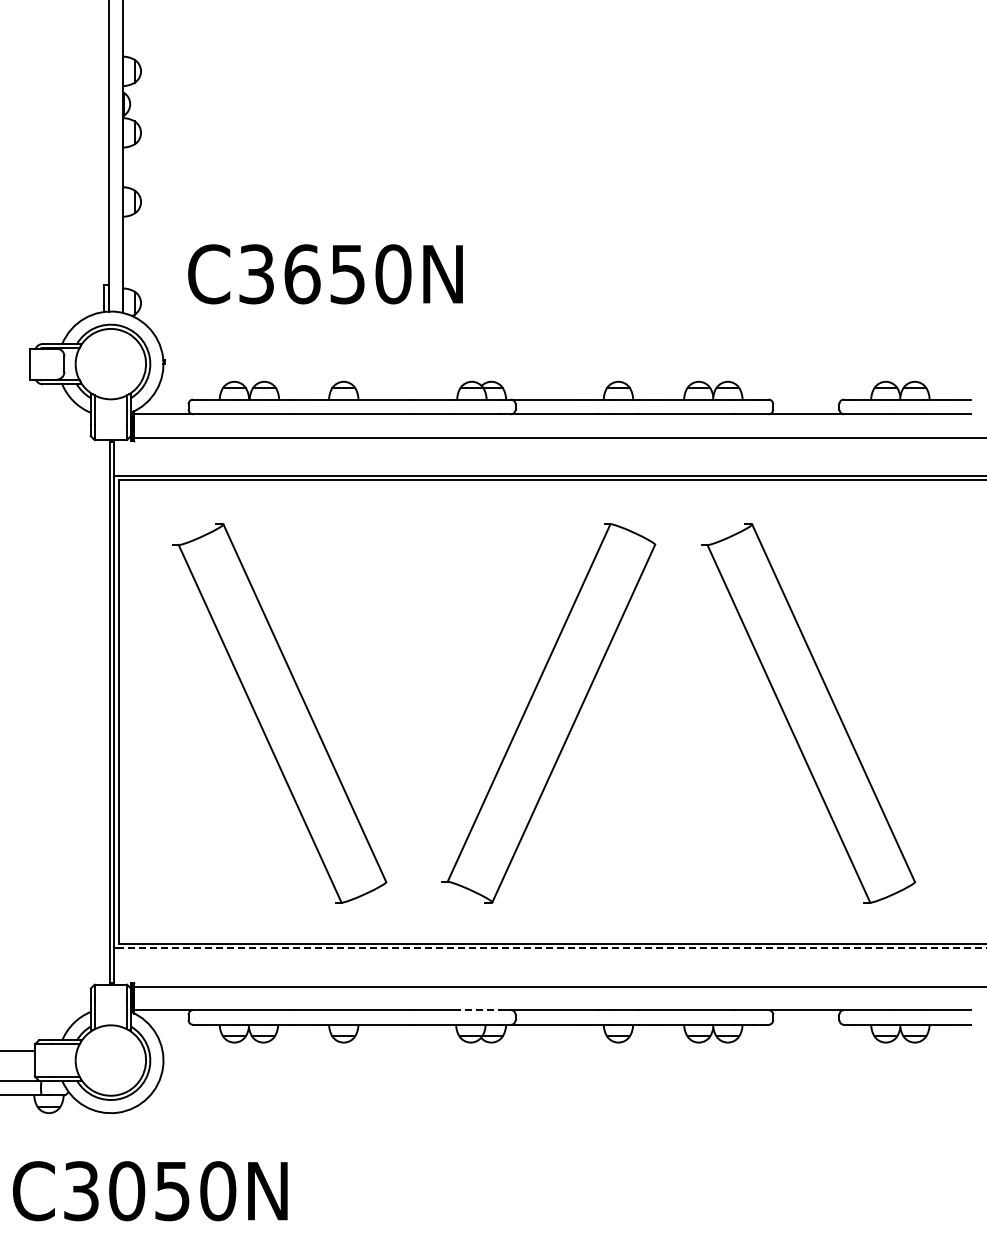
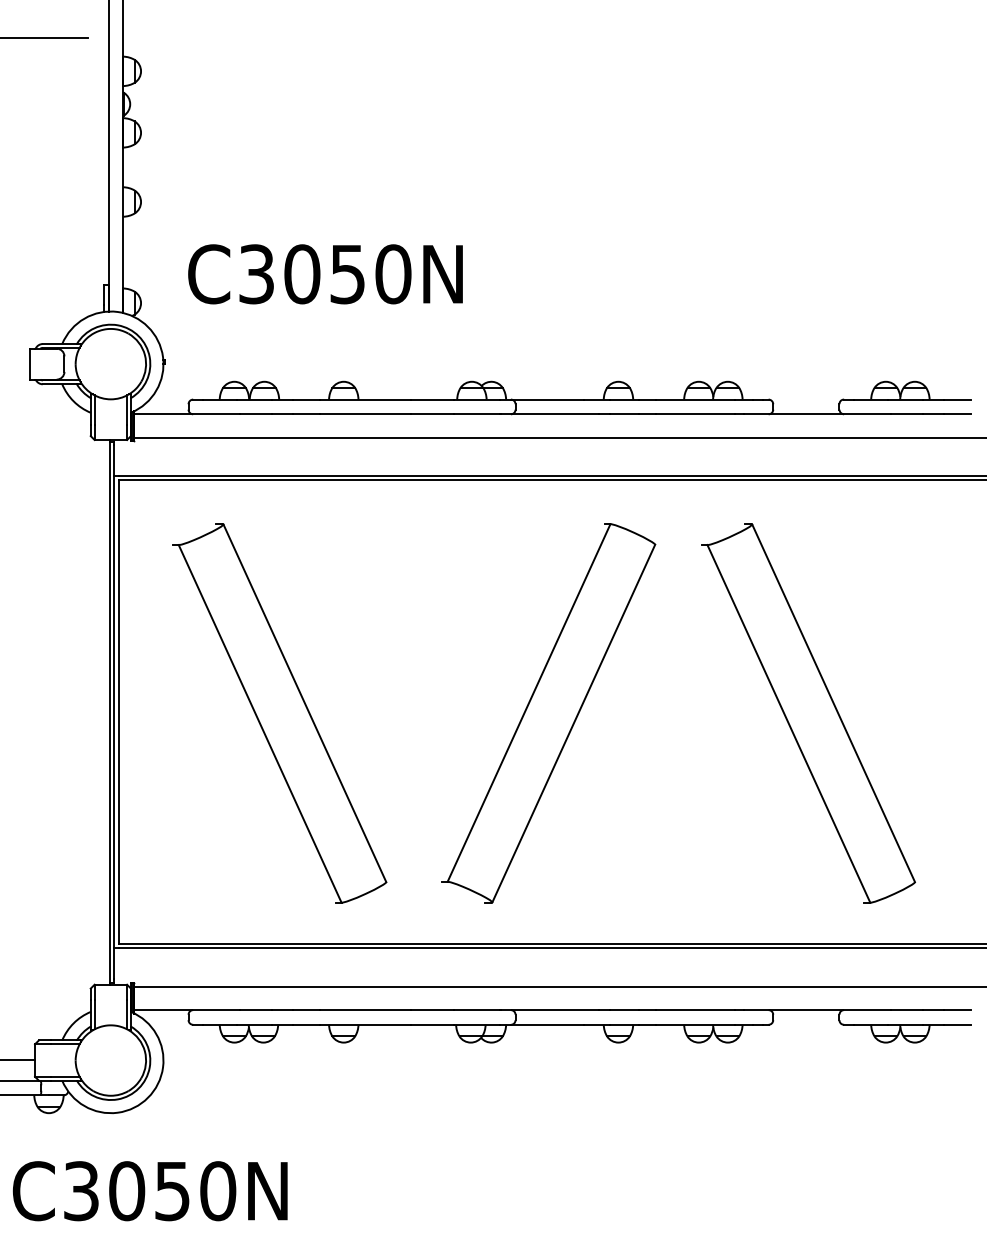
line: none -> present (44, 37)
text: C3650N -> C3050N (302, 274)
line: dashed -> solid (552, 948)
line: dashed -> solid (477, 1010)
line position: (18, 1050) -> (18, 1059) (18, 1059)
